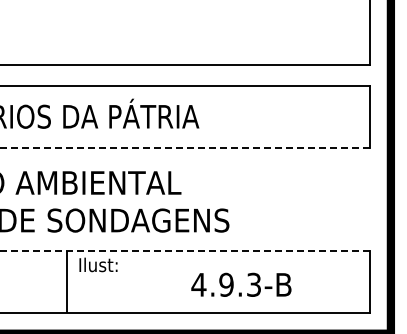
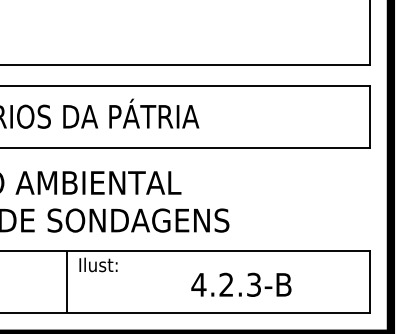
line: dashed -> solid (185, 147)
line: dashed -> solid (185, 251)
text: 4.9.3-B -> 4.2.3-B (226, 284)
